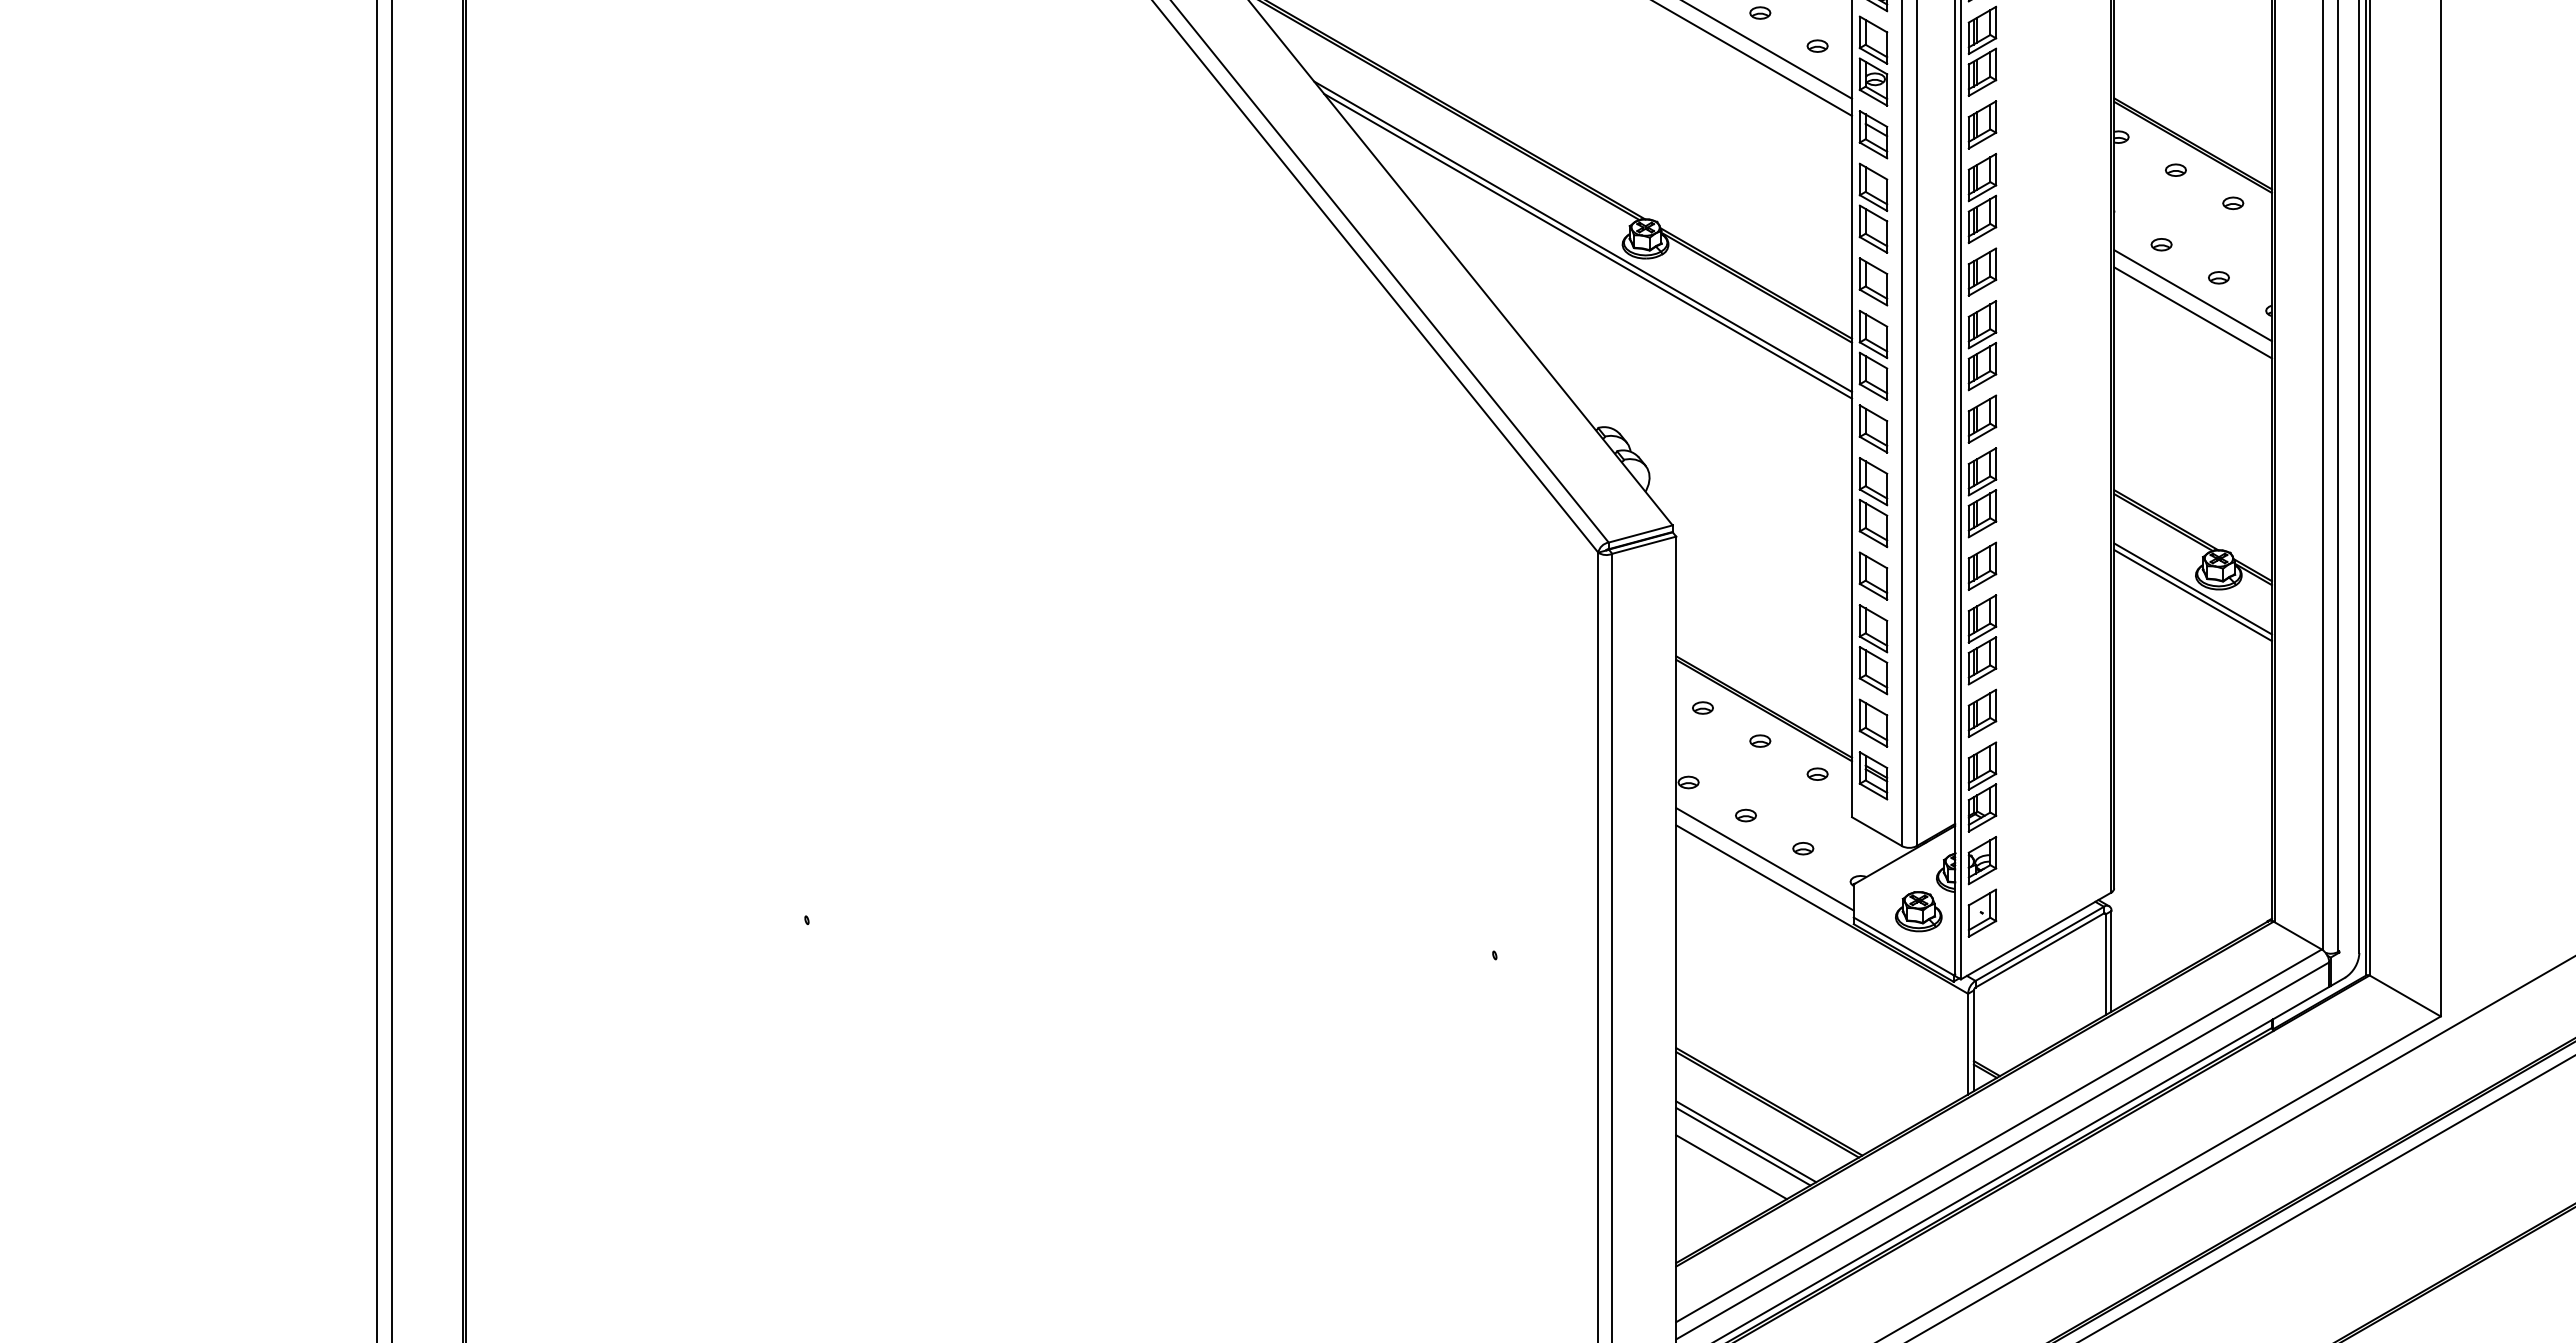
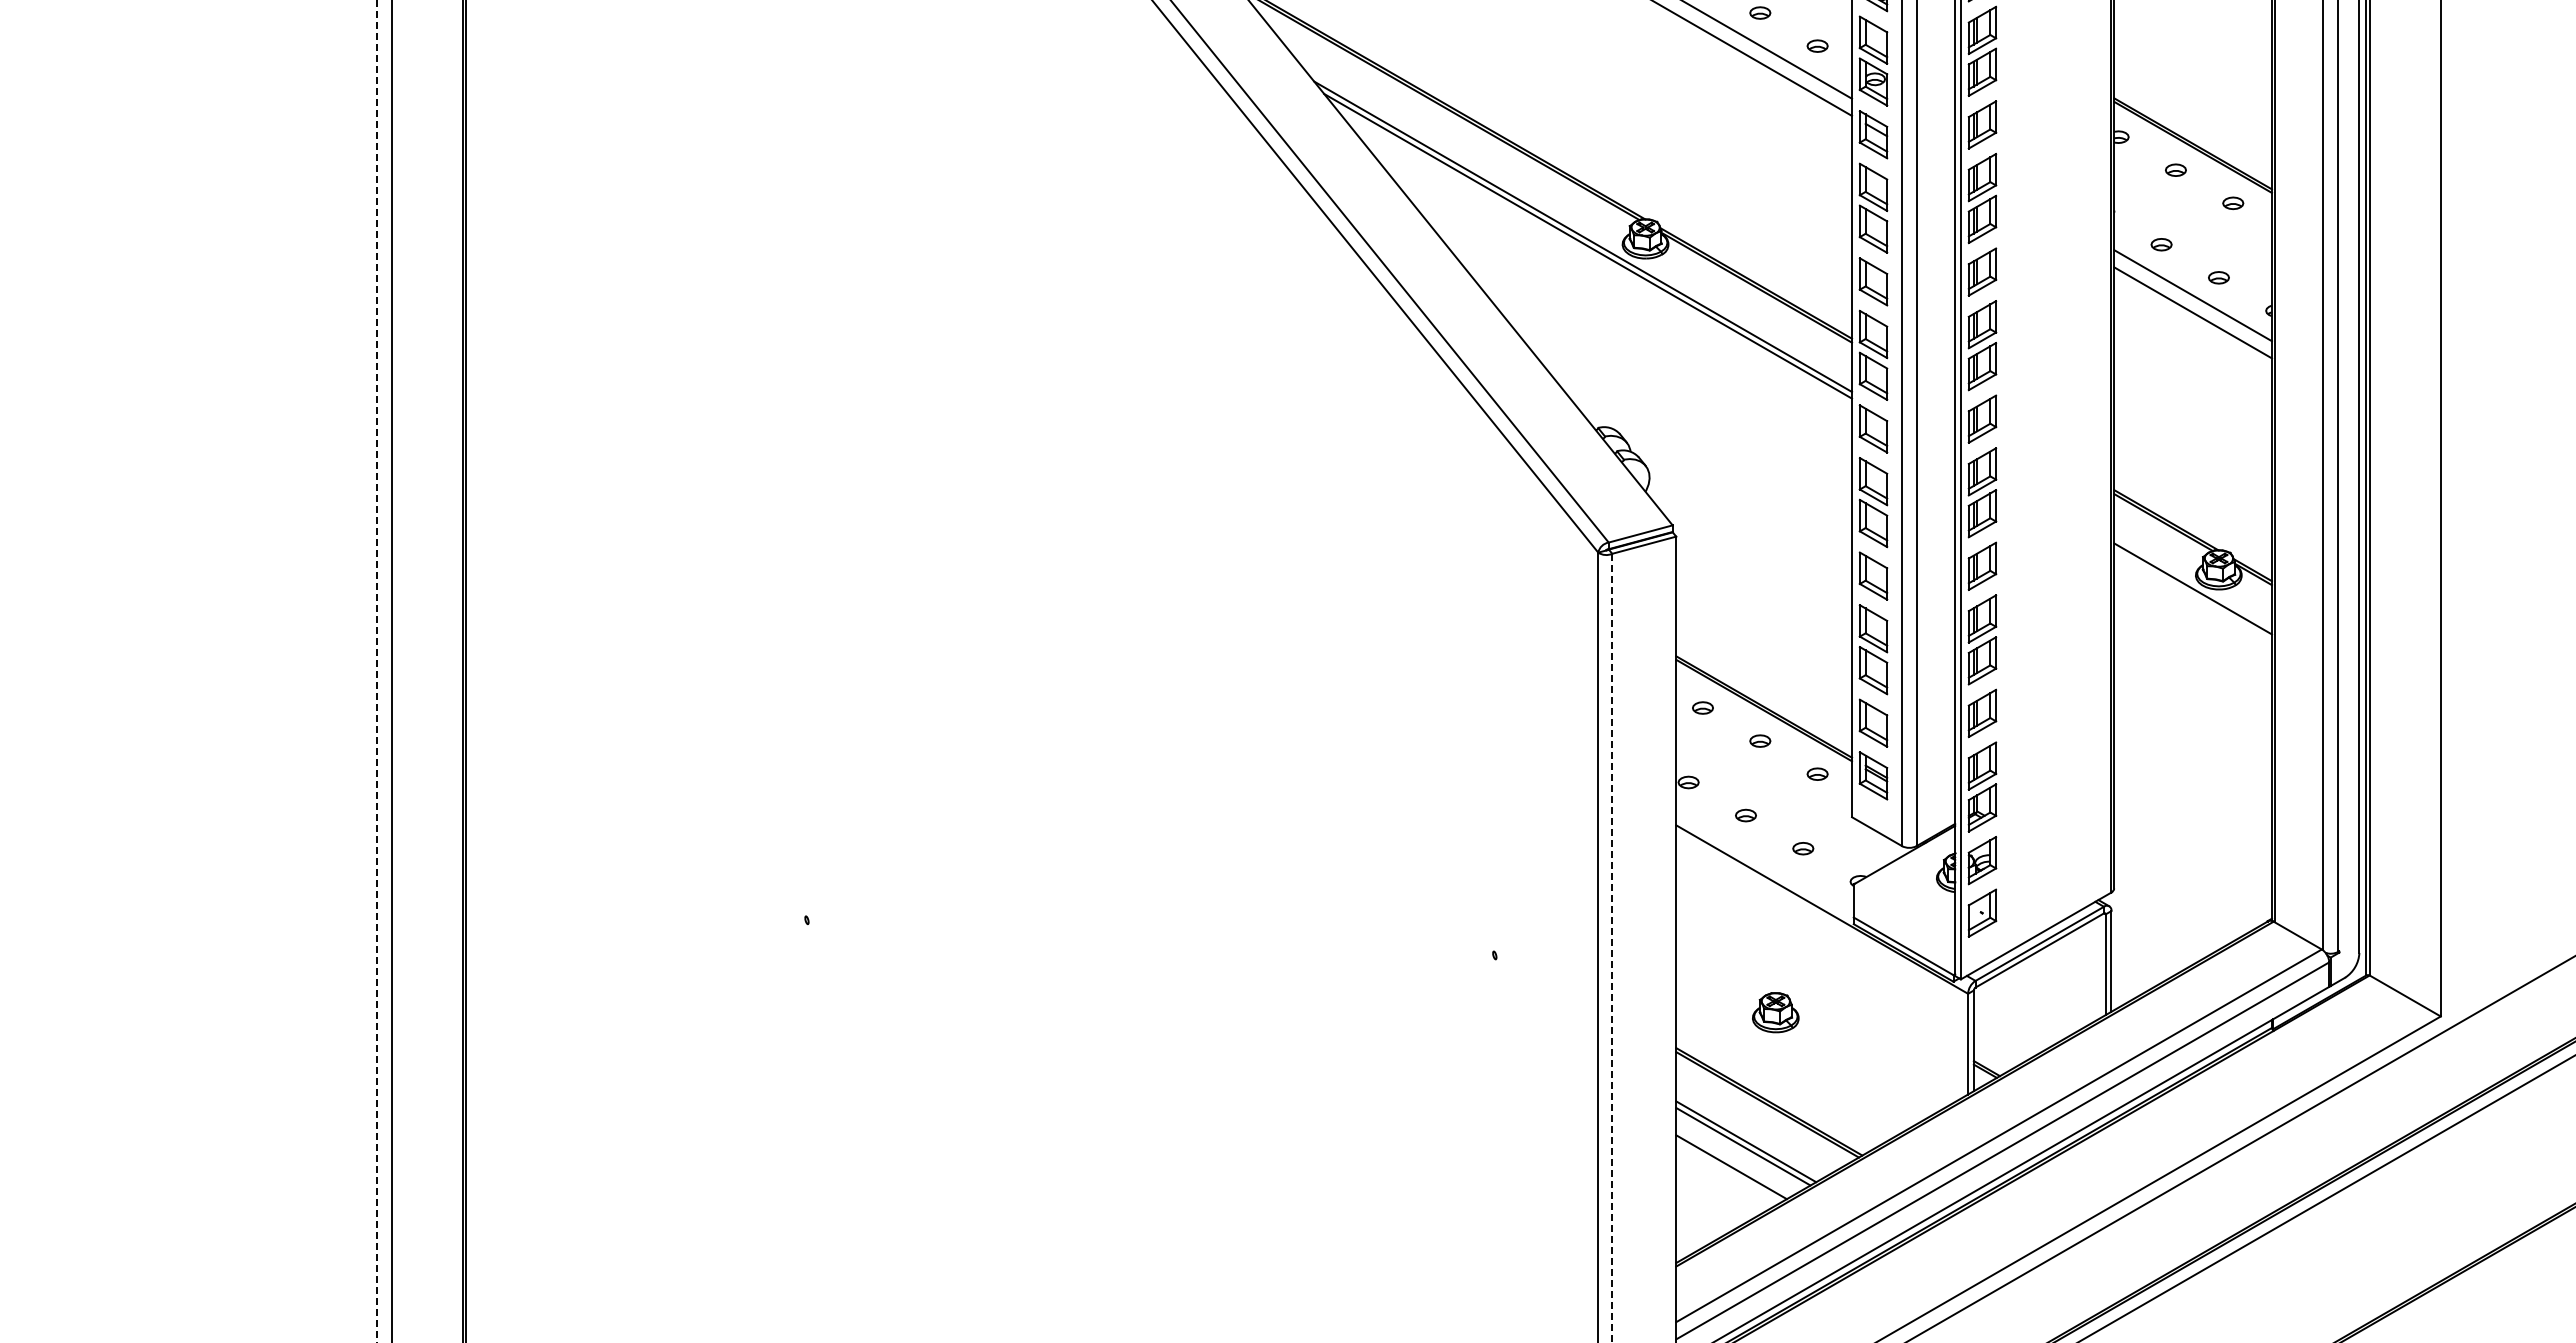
line: present -> none (2193, 595)
line: solid -> dashed (377, 671)
line: present -> none (1764, 859)
part position: (1918, 911) -> (1775, 1012) (1775, 1012)
line: solid -> dashed (1612, 948)
